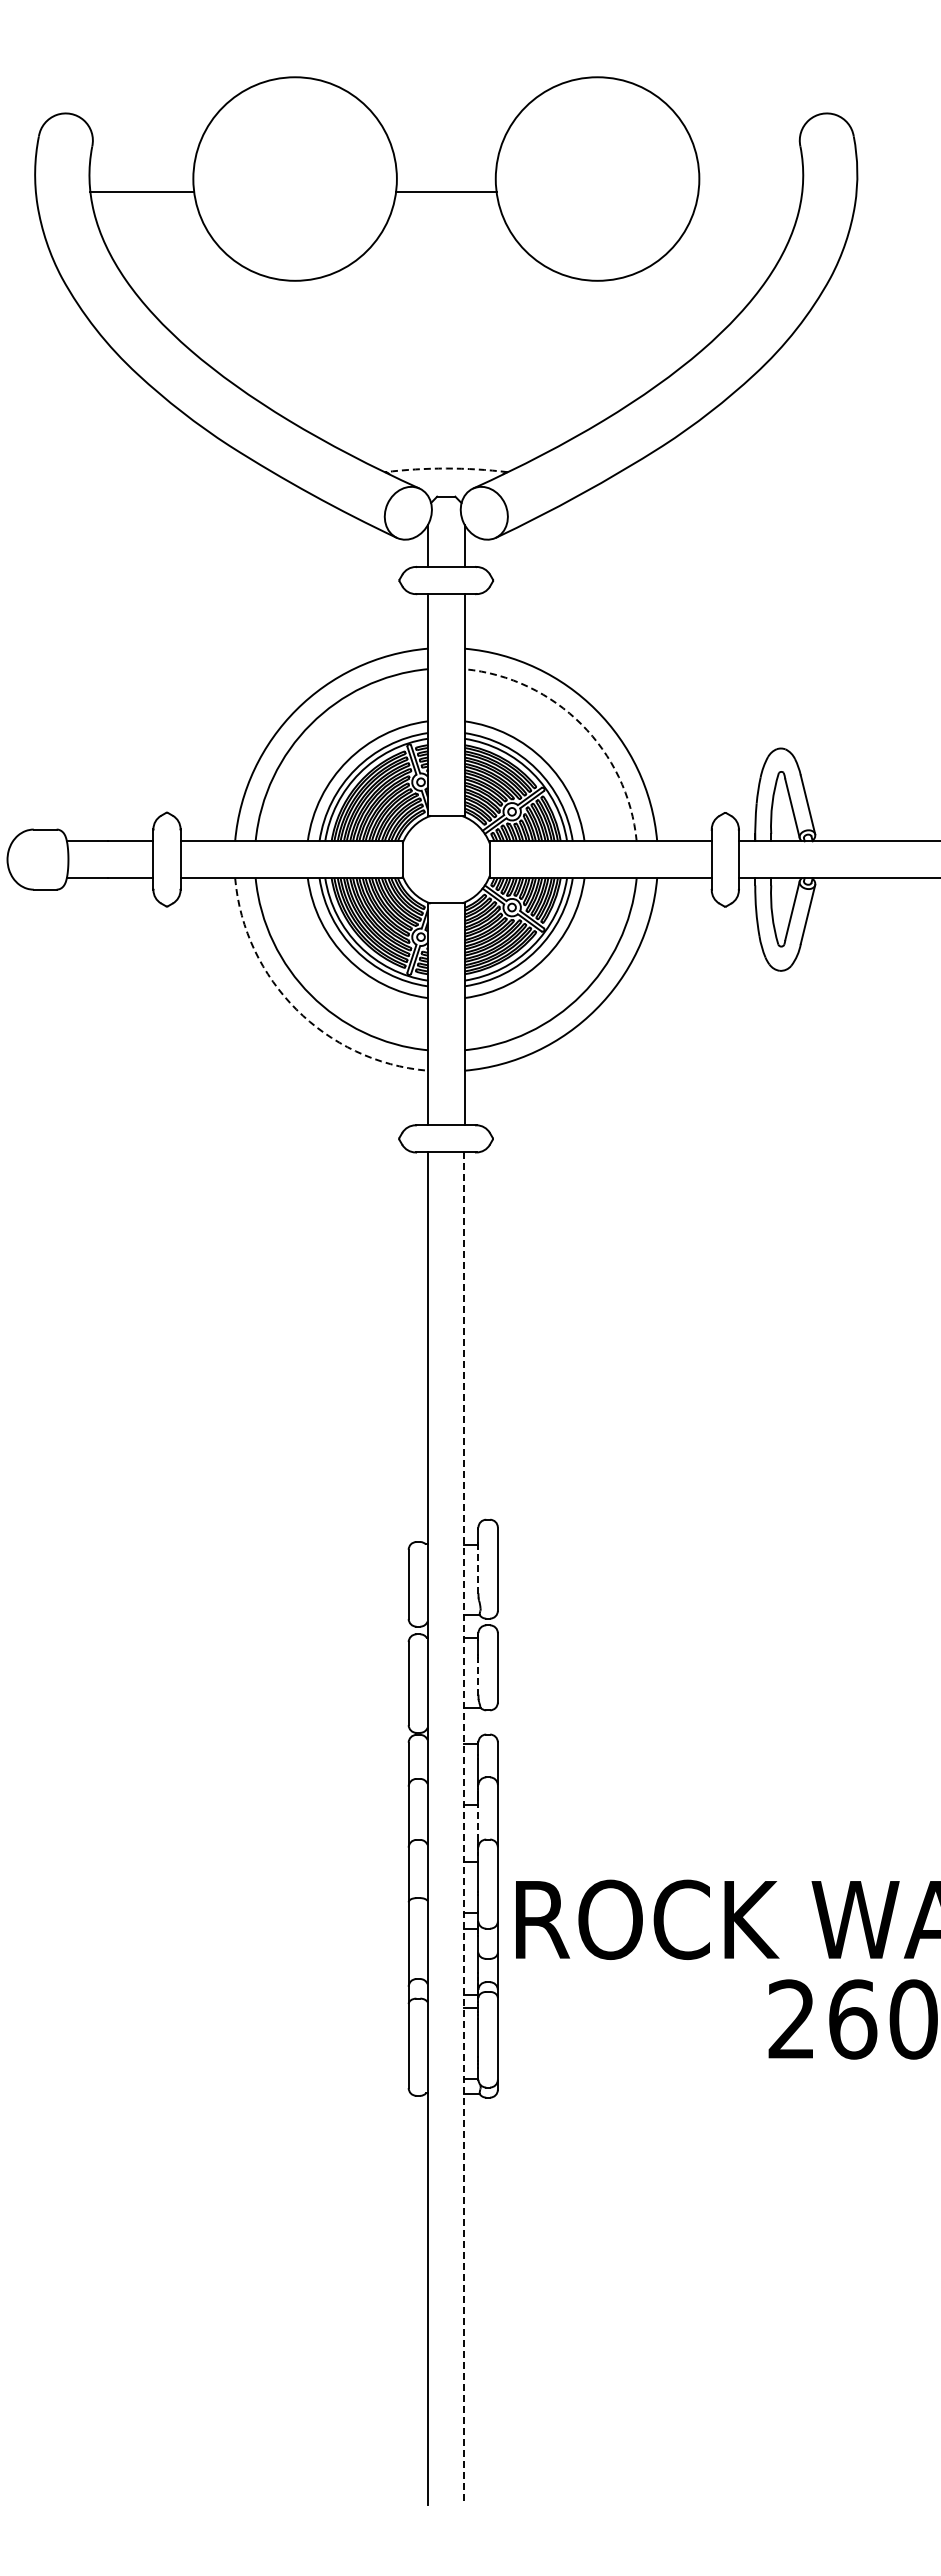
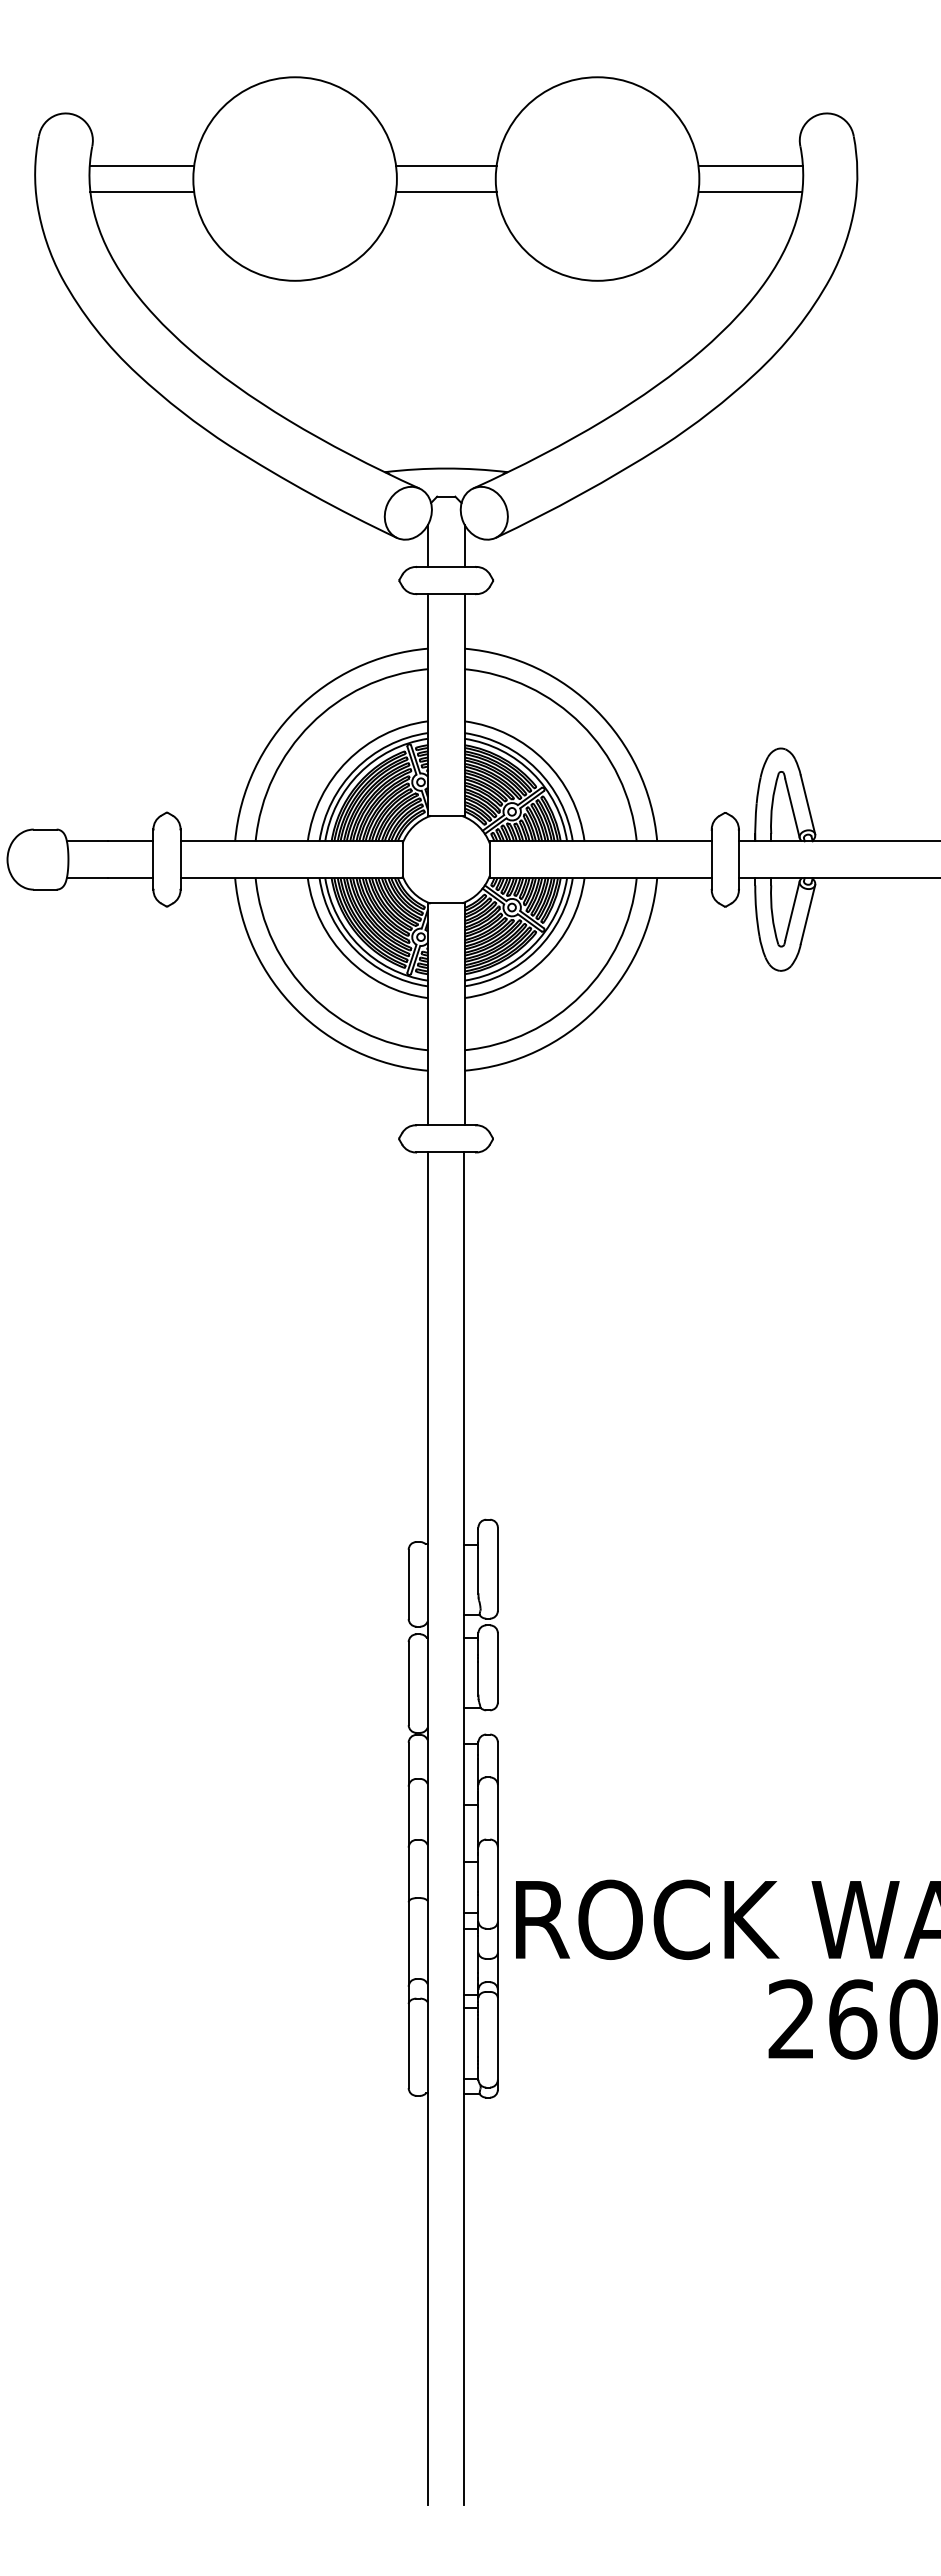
line: none -> present (141, 166)
line: none -> present (446, 166)
line: none -> present (750, 166)
line: none -> present (750, 191)
arc: dashed -> solid (446, 468)
arc: dashed -> solid (581, 724)
arc: dashed -> solid (296, 1009)
line: dashed -> solid (478, 1570)
line: dashed -> solid (478, 1678)
line: dashed -> solid (478, 1823)
line: dashed -> solid (464, 1829)
